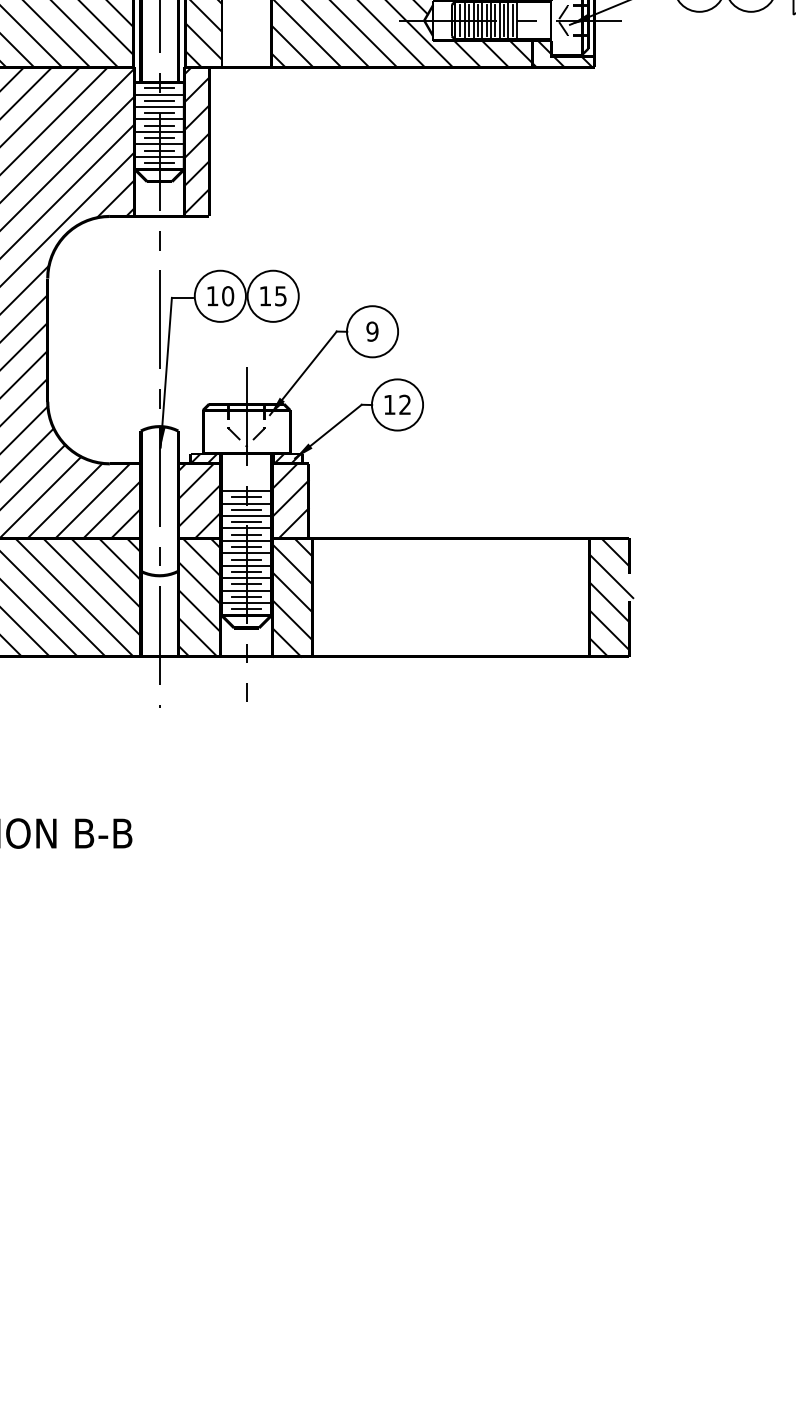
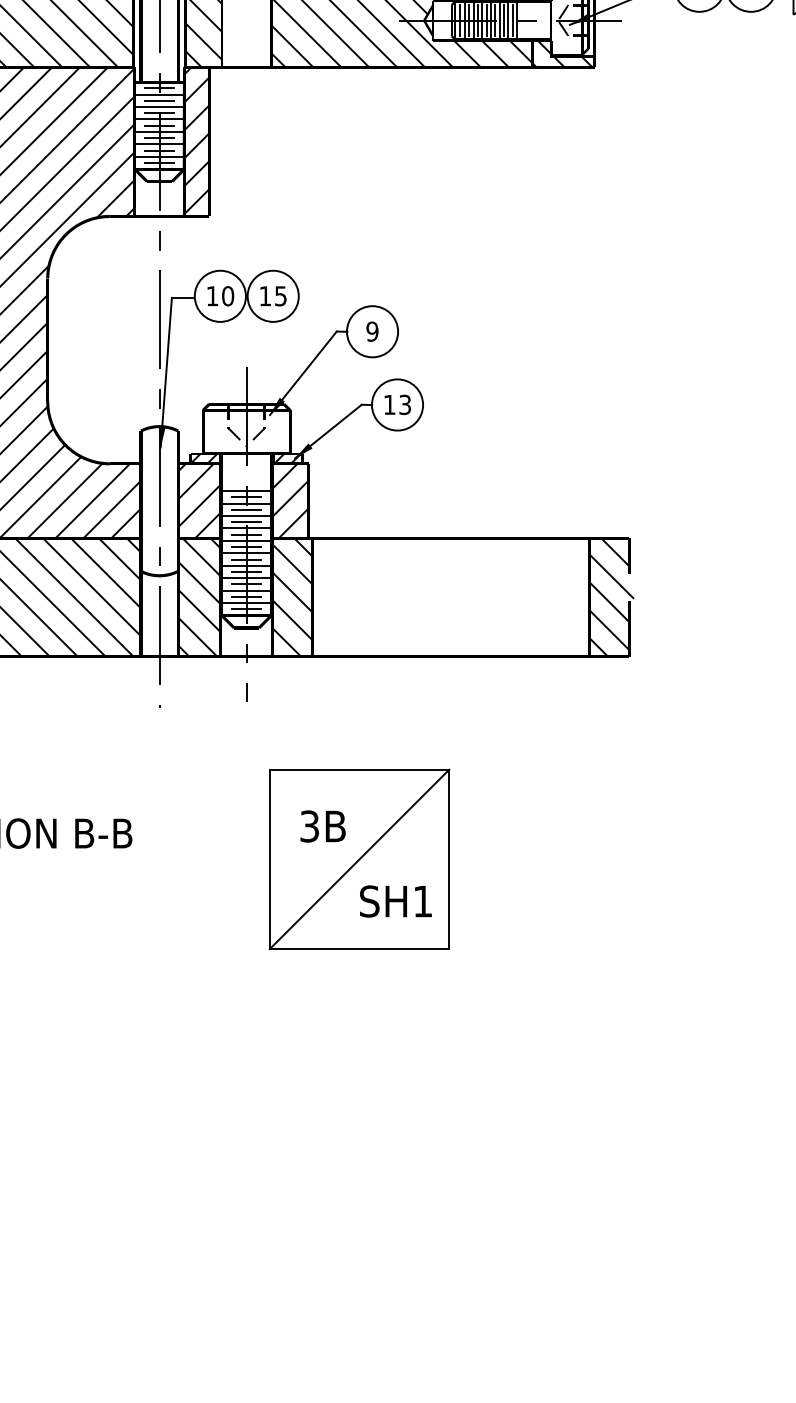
text: 12 -> 13 (404, 405)
part: none -> present (359, 859)
